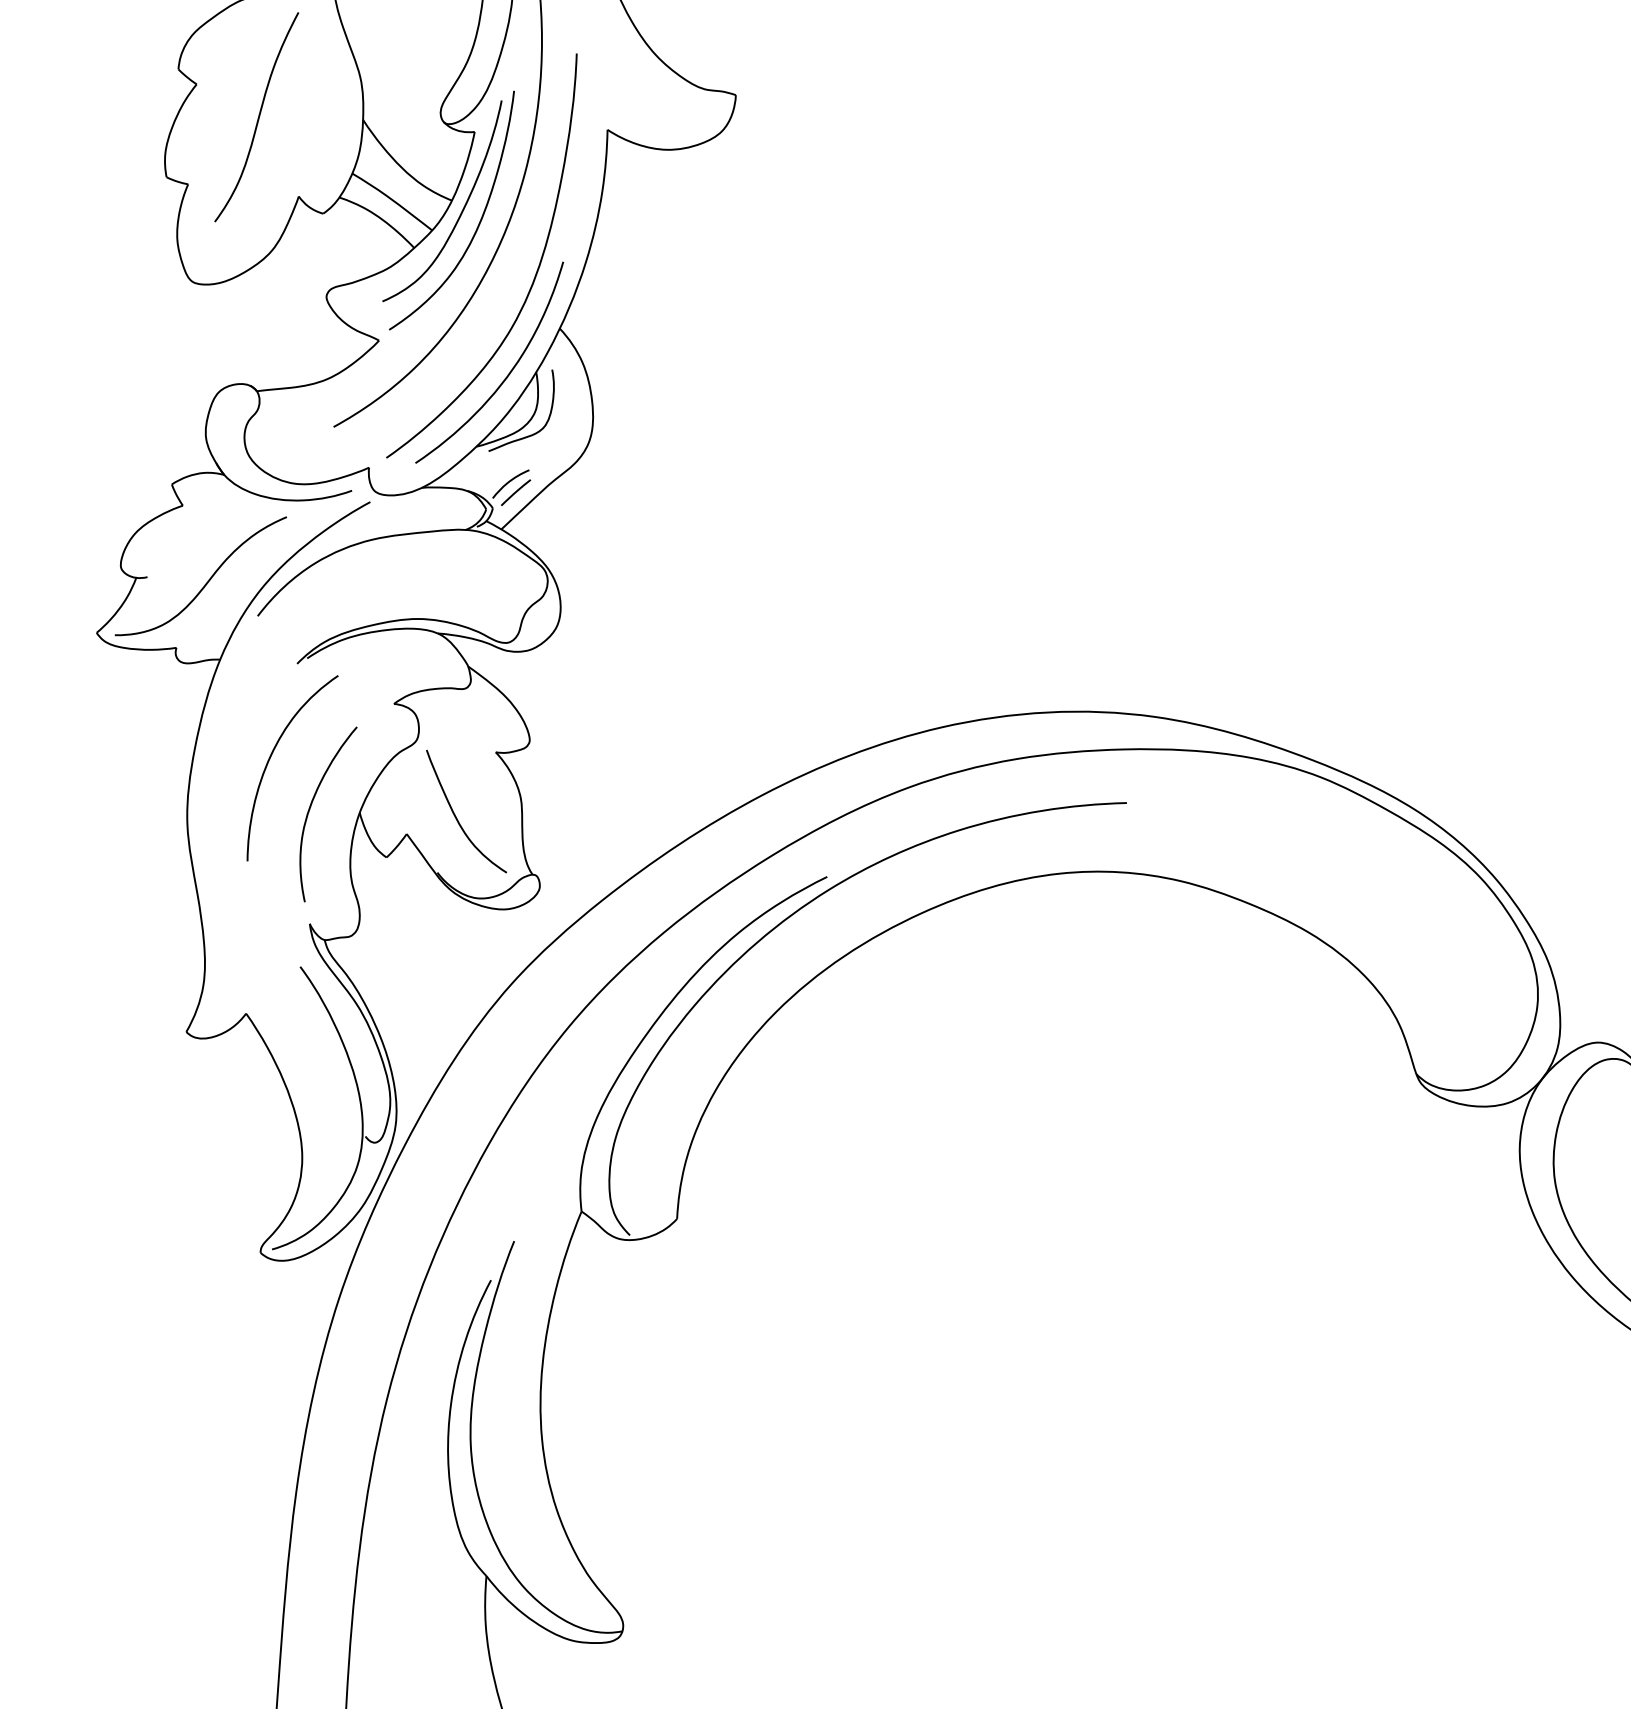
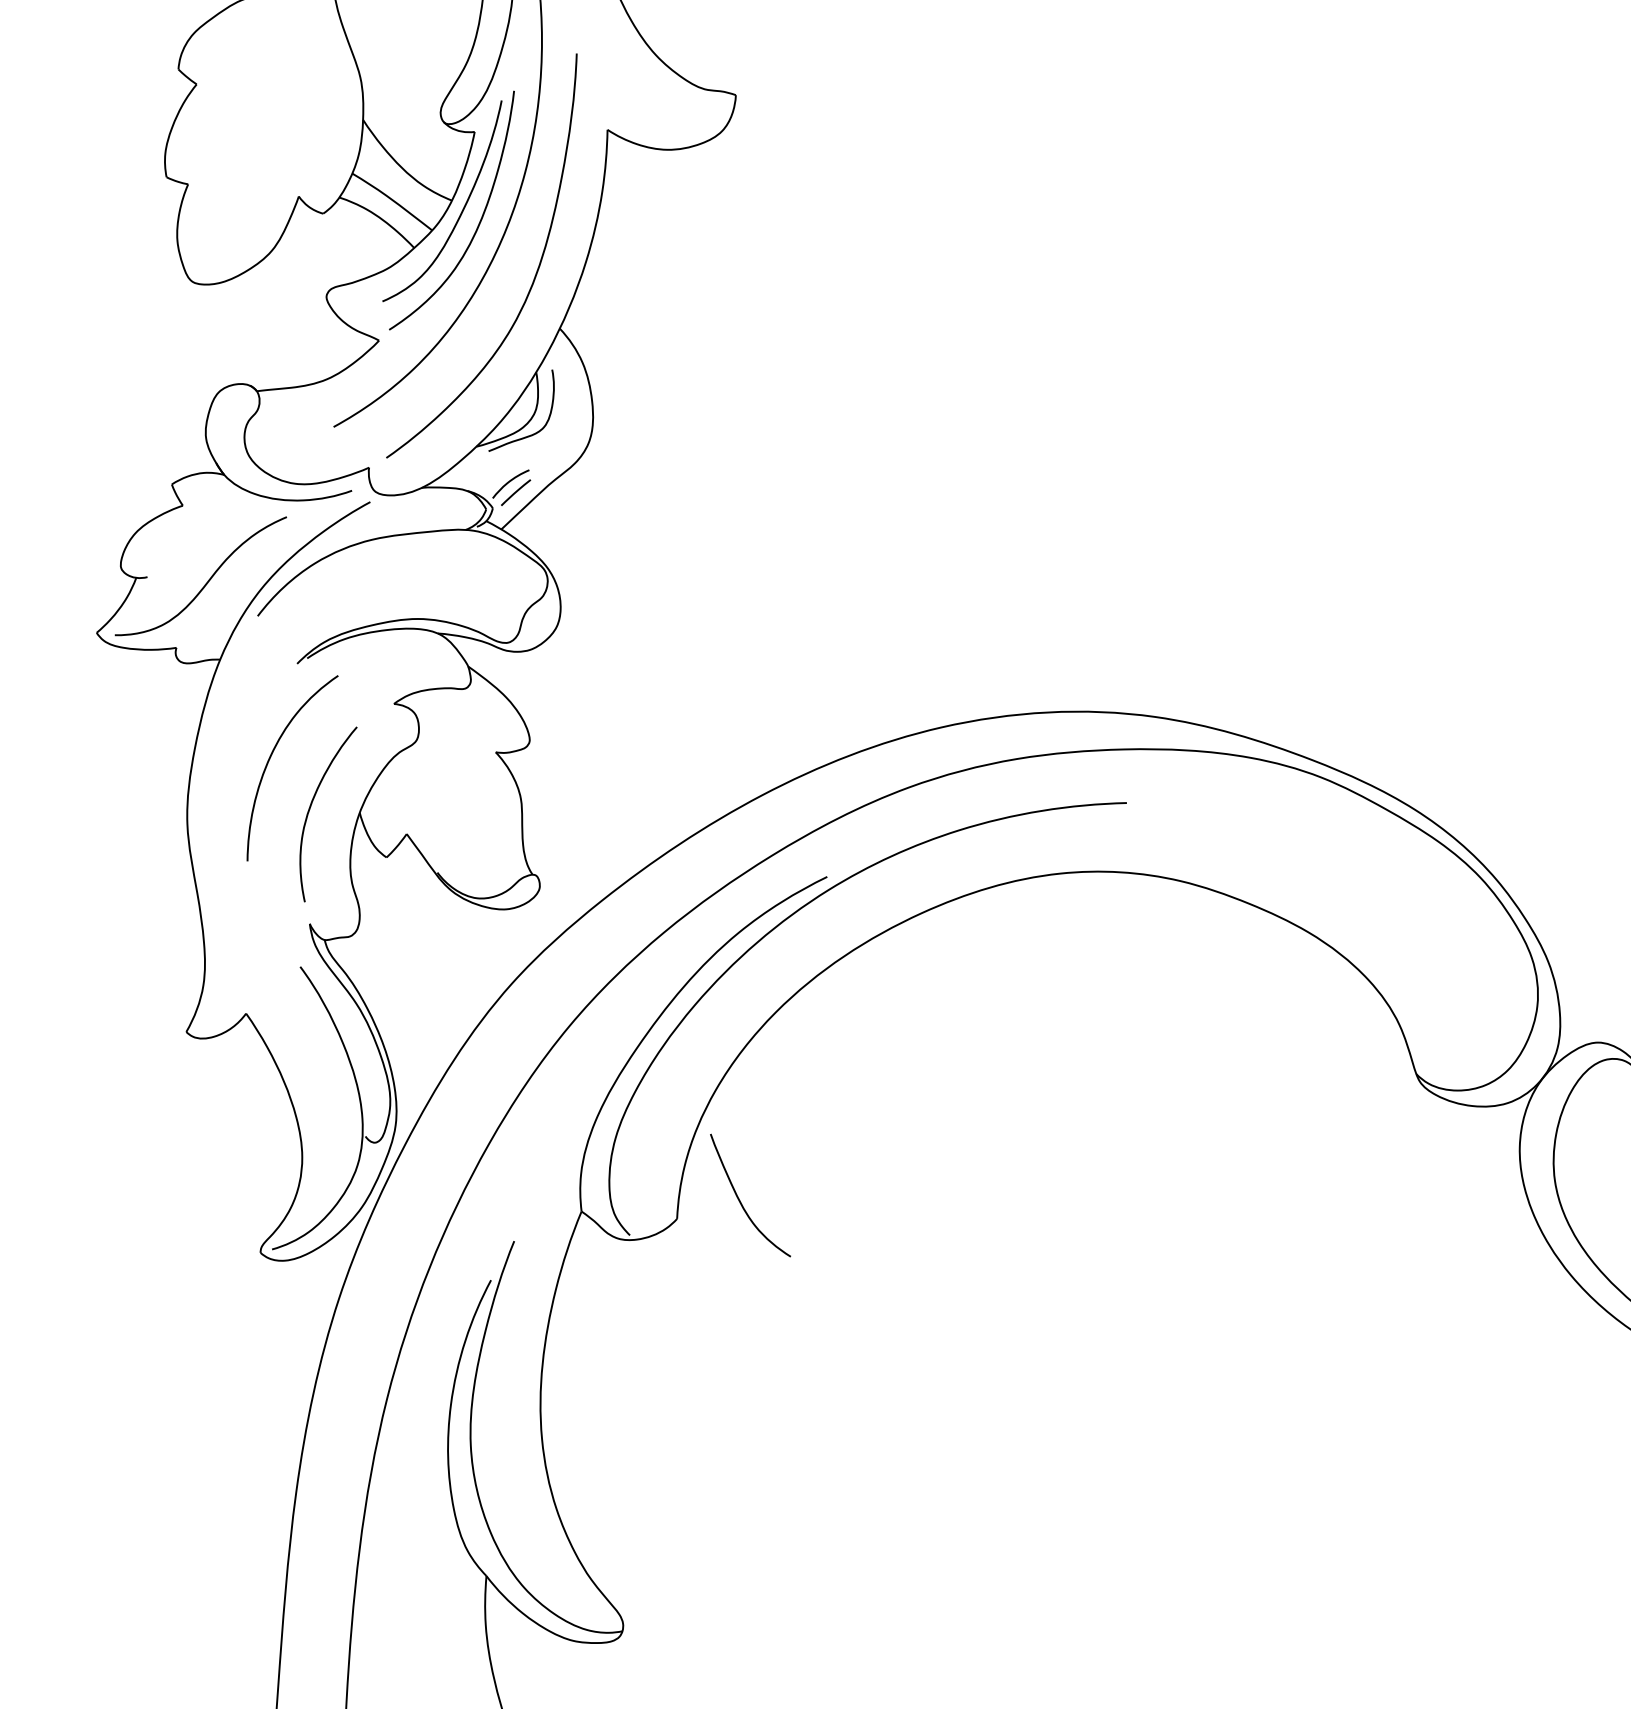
curve: present -> none (257, 118)
curve: present -> none (507, 374)
curve position: (456, 816) -> (740, 1200) (740, 1200)
